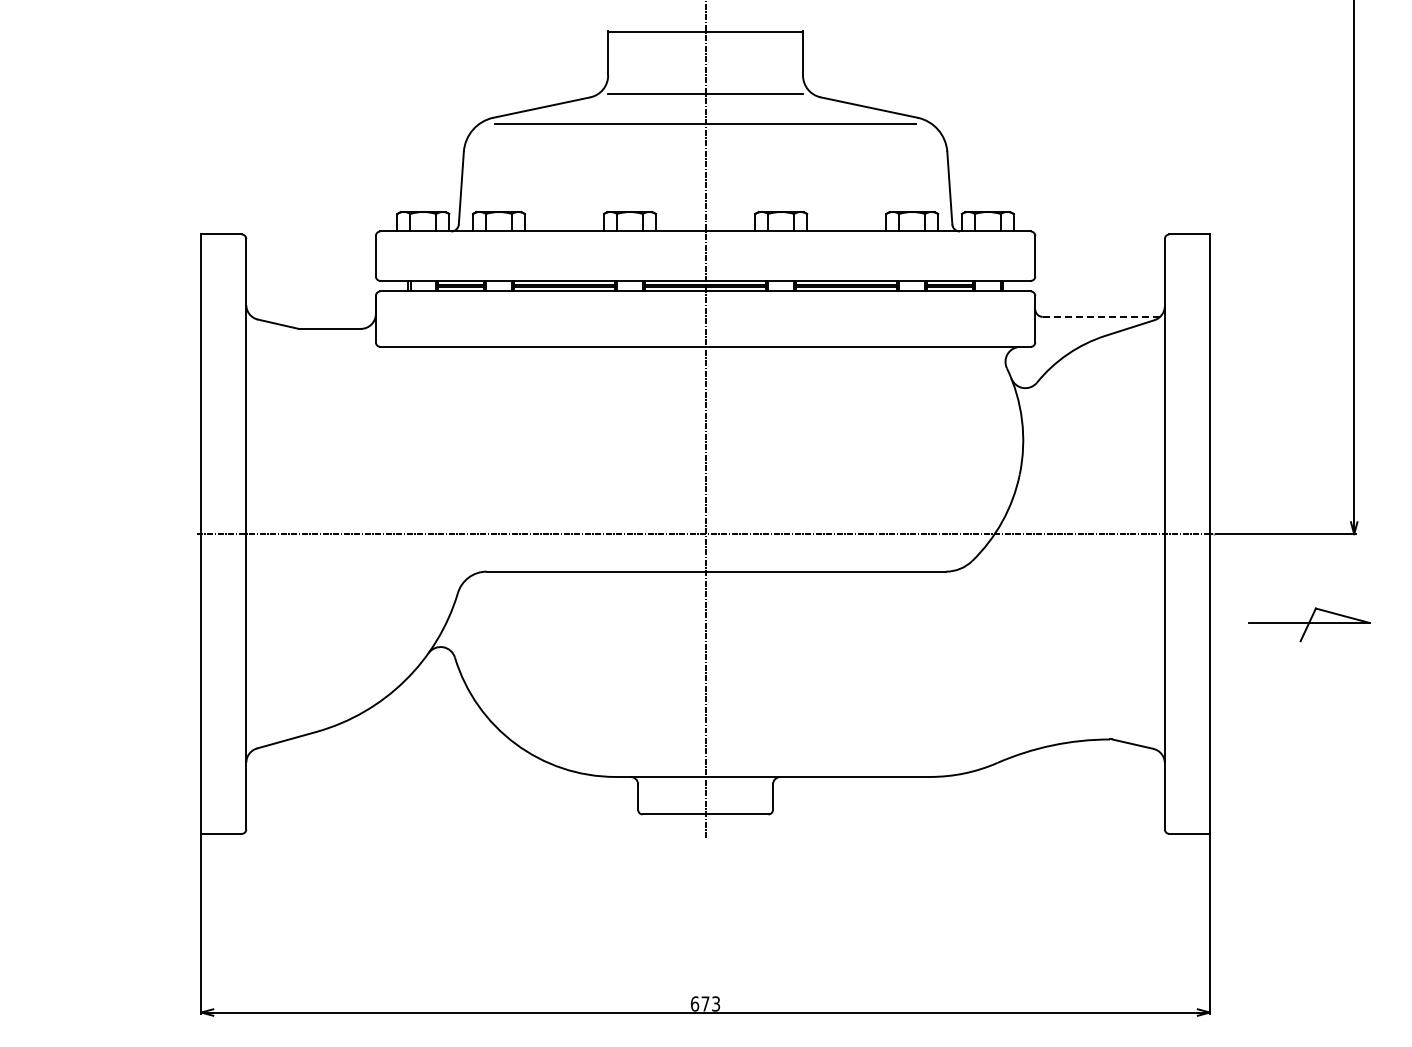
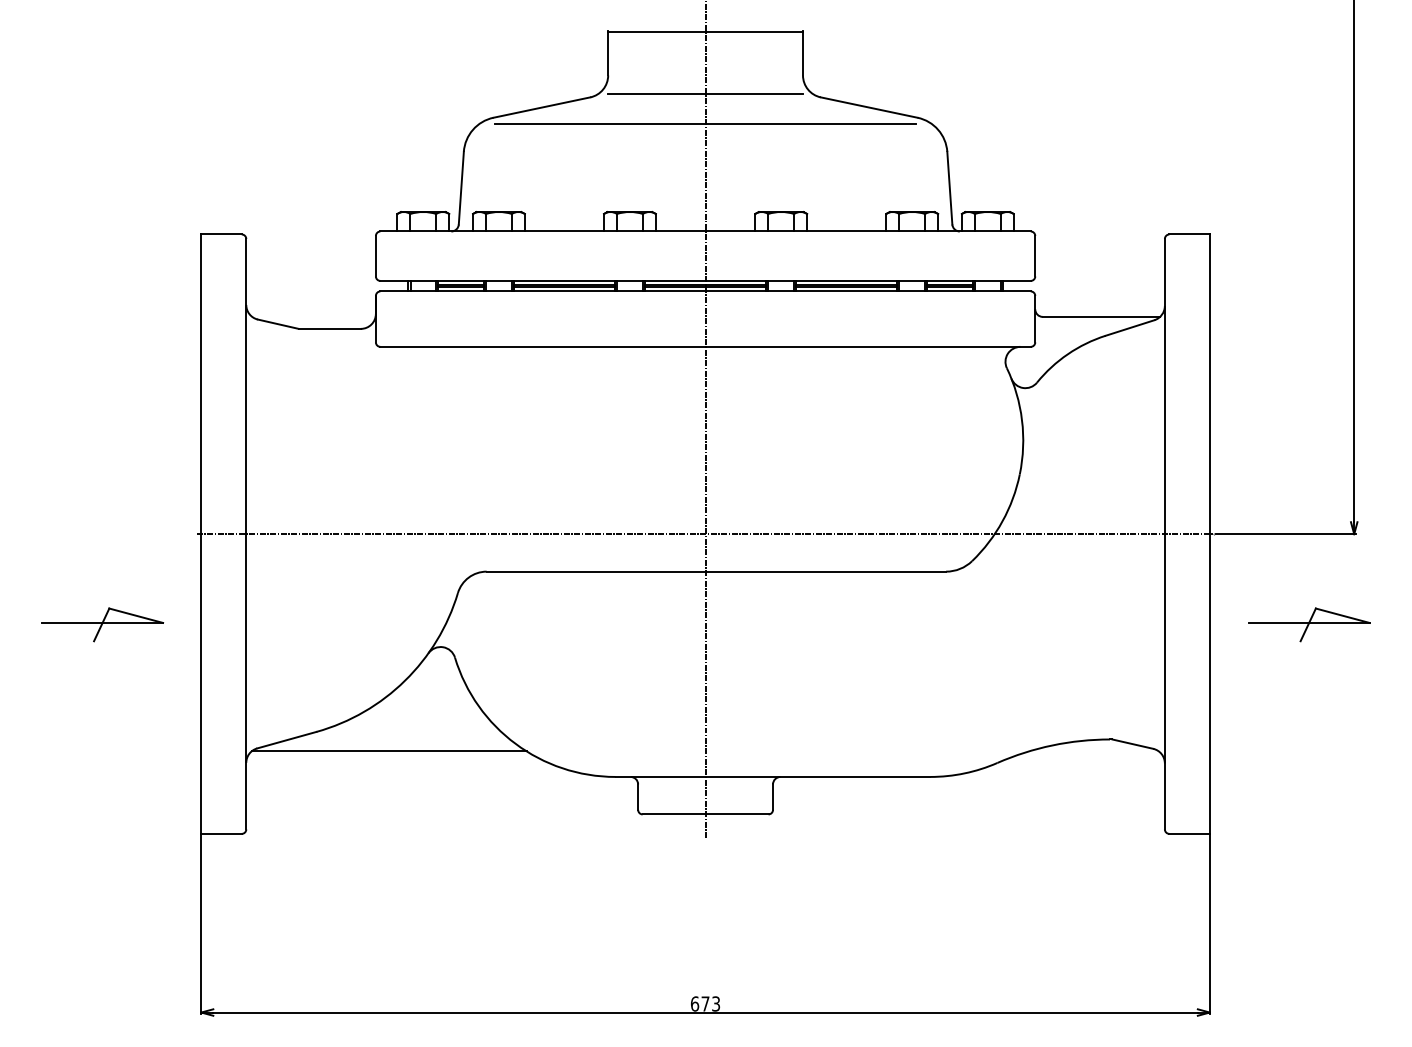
line: dashed -> solid (1101, 316)
part: none -> present (102, 624)
line: none -> present (388, 751)
